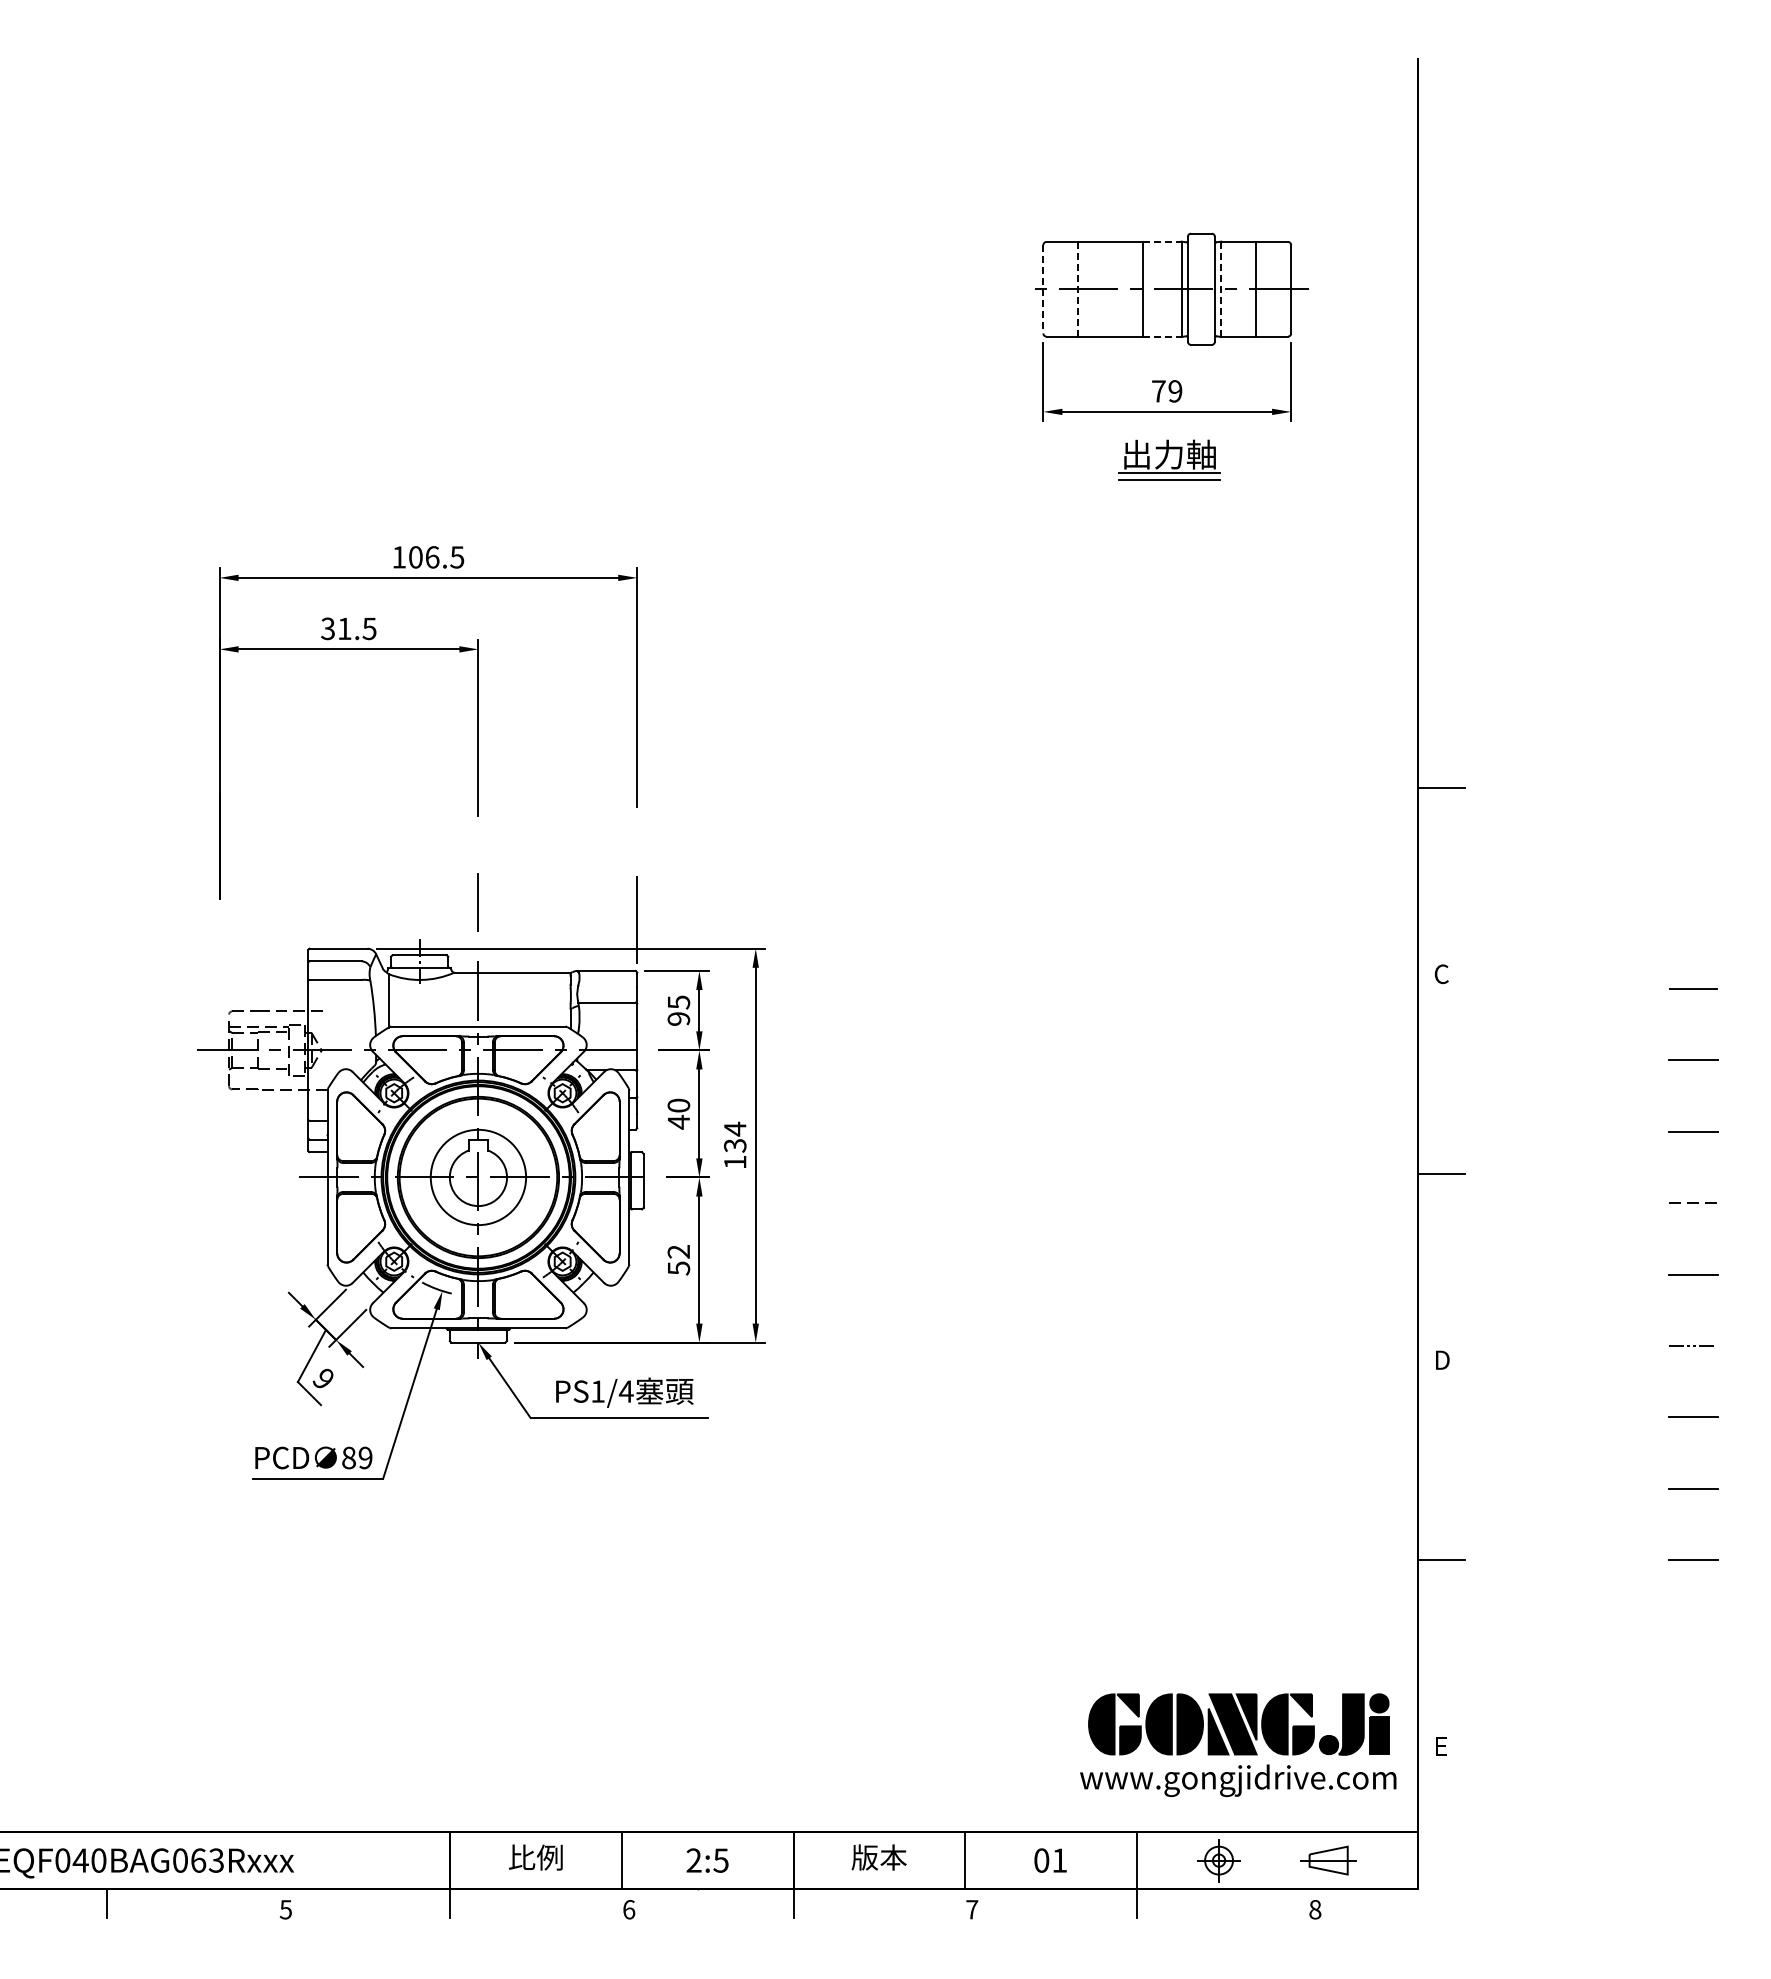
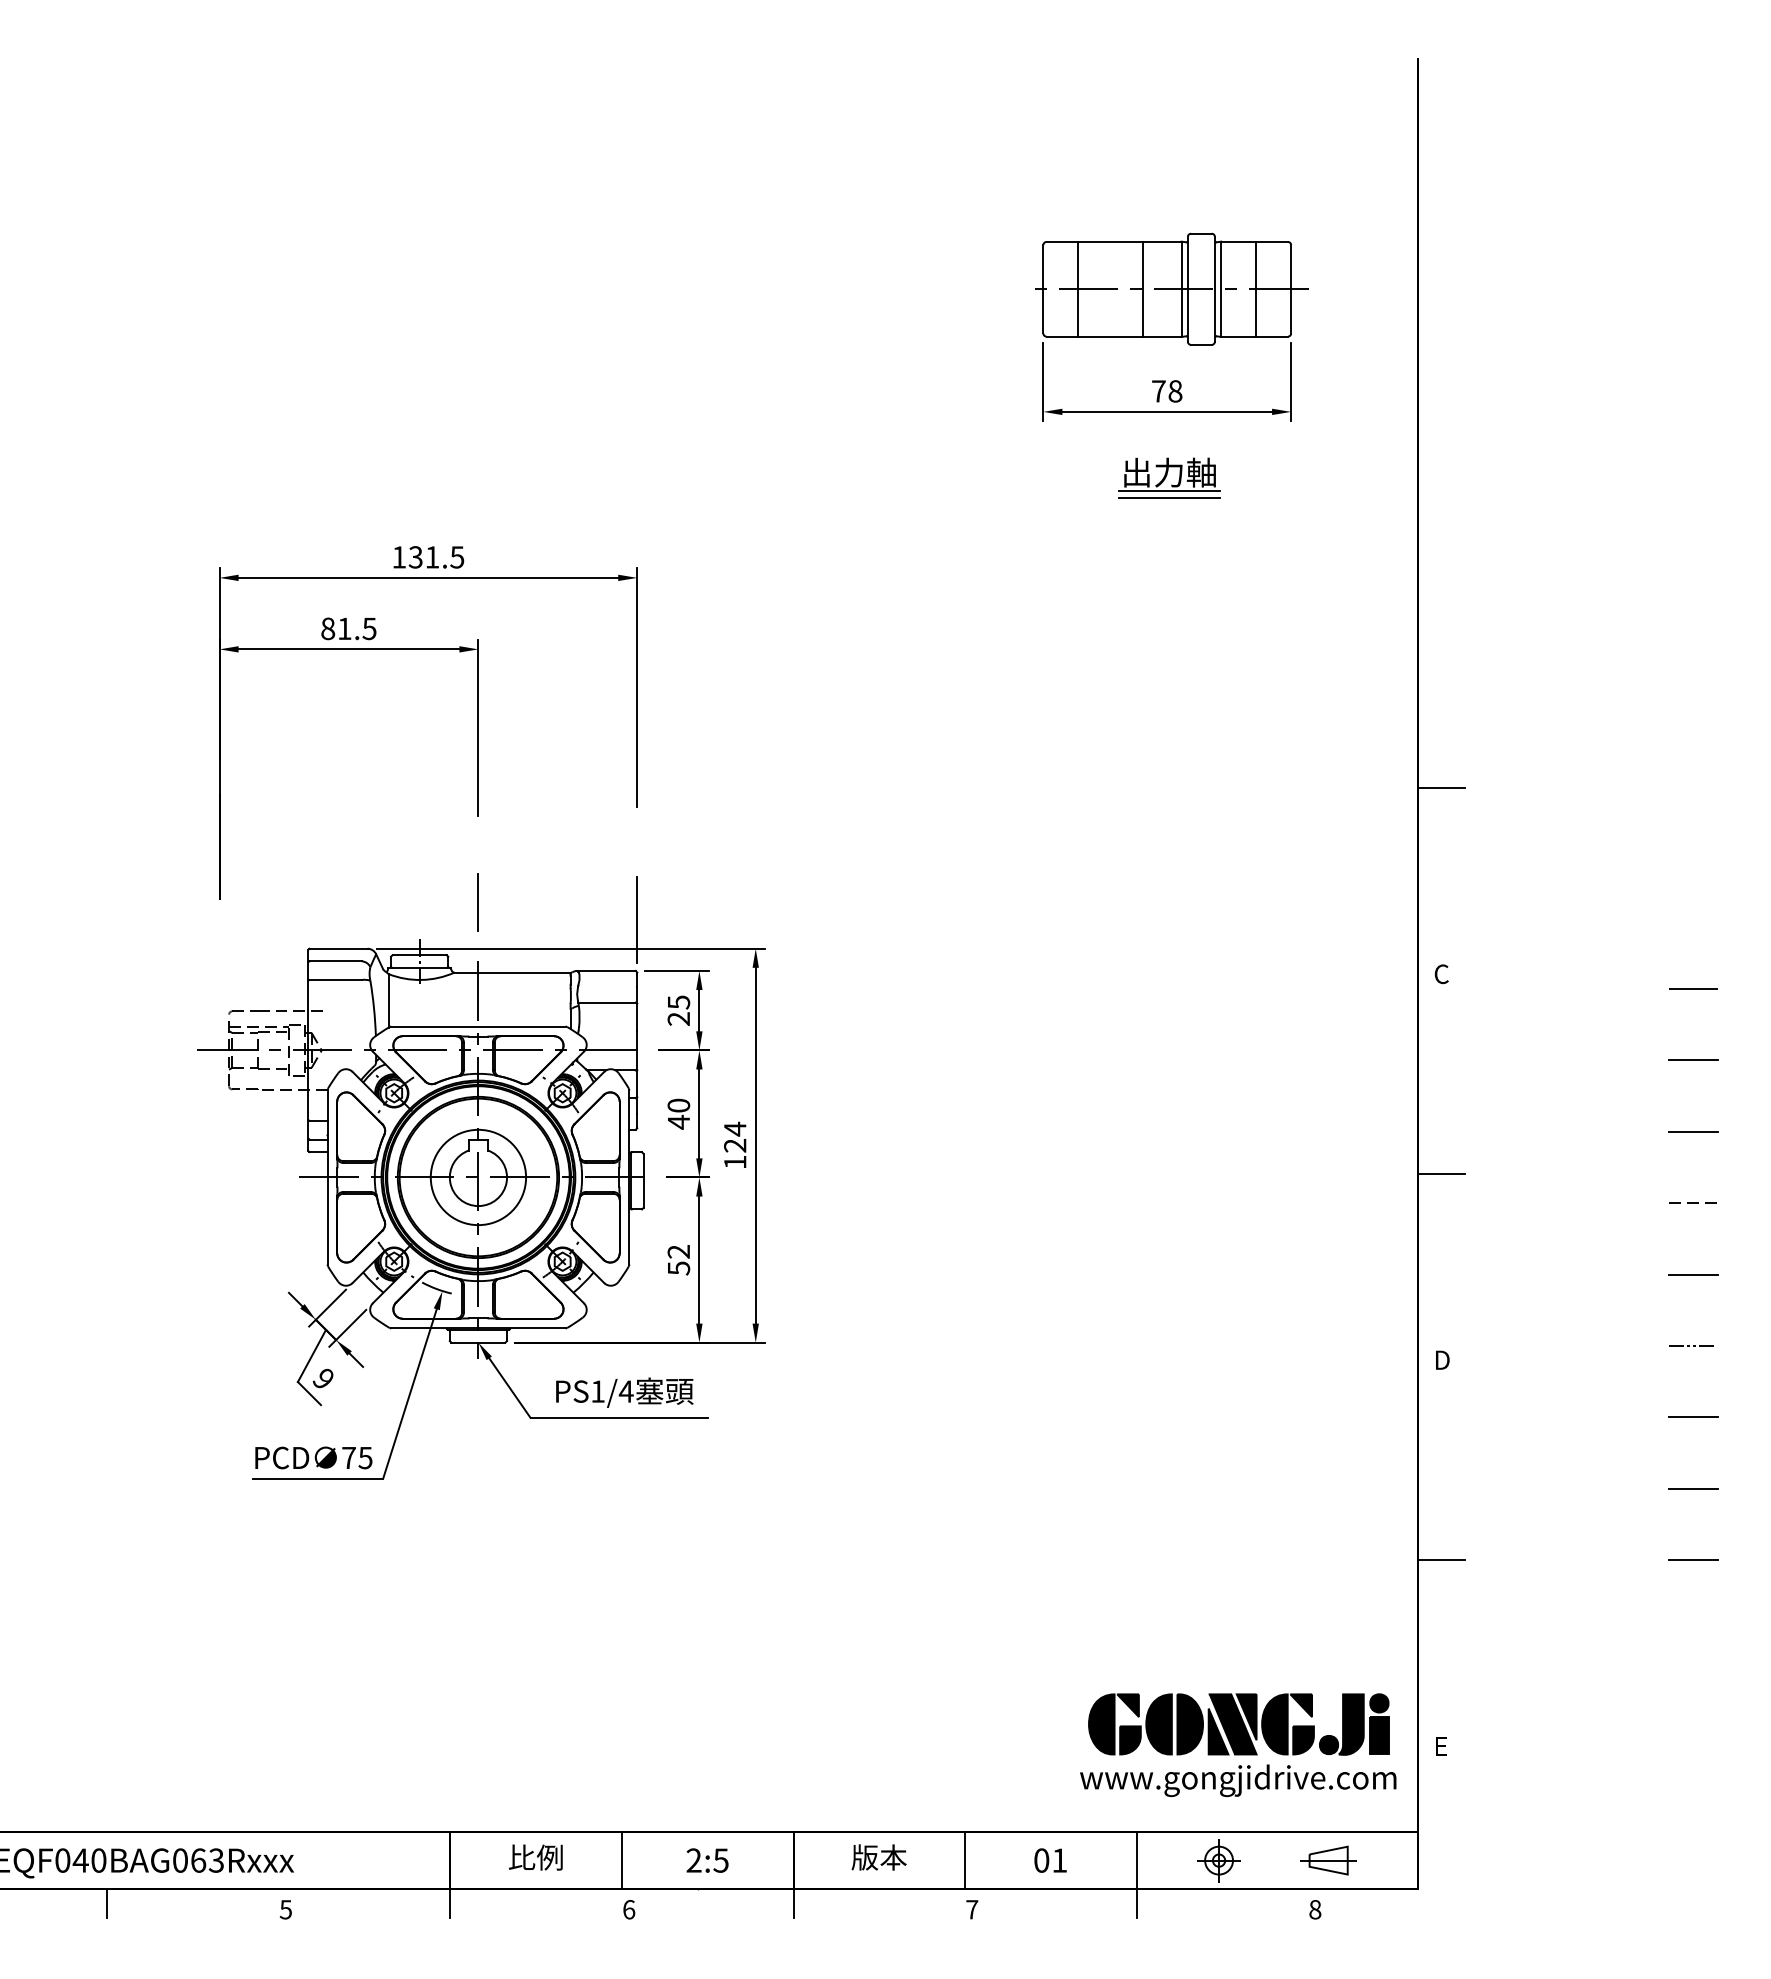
line: dashed -> solid (1162, 241)
line: dashed -> solid (1043, 289)
line: dashed -> solid (1078, 289)
line: dashed -> solid (1221, 289)
line: dashed -> solid (1162, 336)
text: 79 -> 78 (1175, 391)
part position: (1169, 459) -> (1169, 477) (1169, 477)
text: 106.5 -> 131.5 (423, 557)
text: 31.5 -> 81.5 (328, 628)
text: 95 -> 25 (679, 1018)
text: 134 -> 124 (735, 1145)
text: 89 -> 75 (357, 1457)
